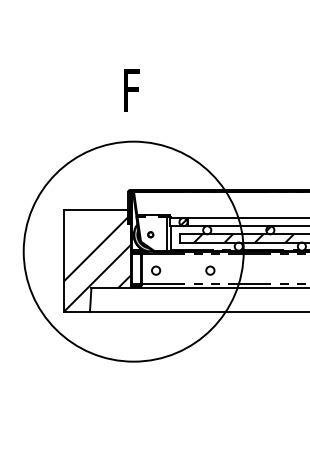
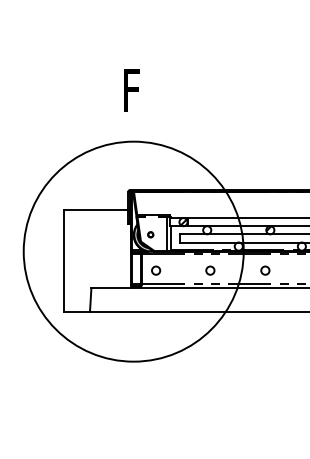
hatch: present -> none (243, 238)
hatch: present -> none (97, 263)
circle: none -> present (265, 270)
